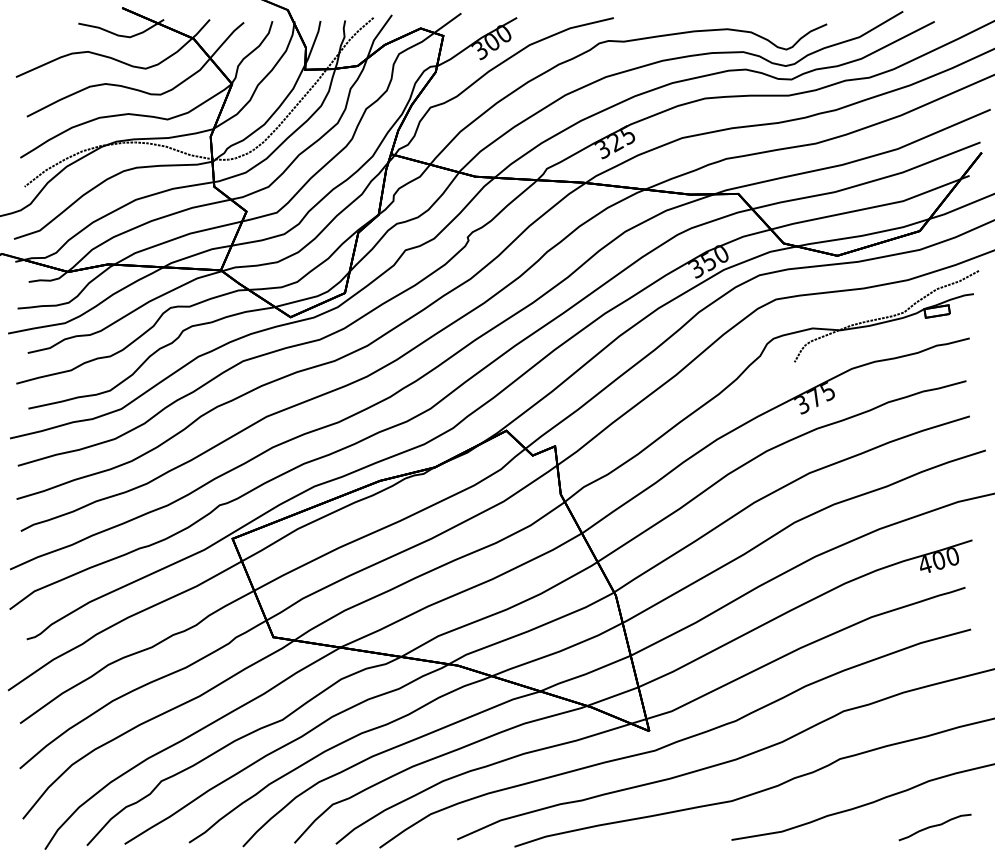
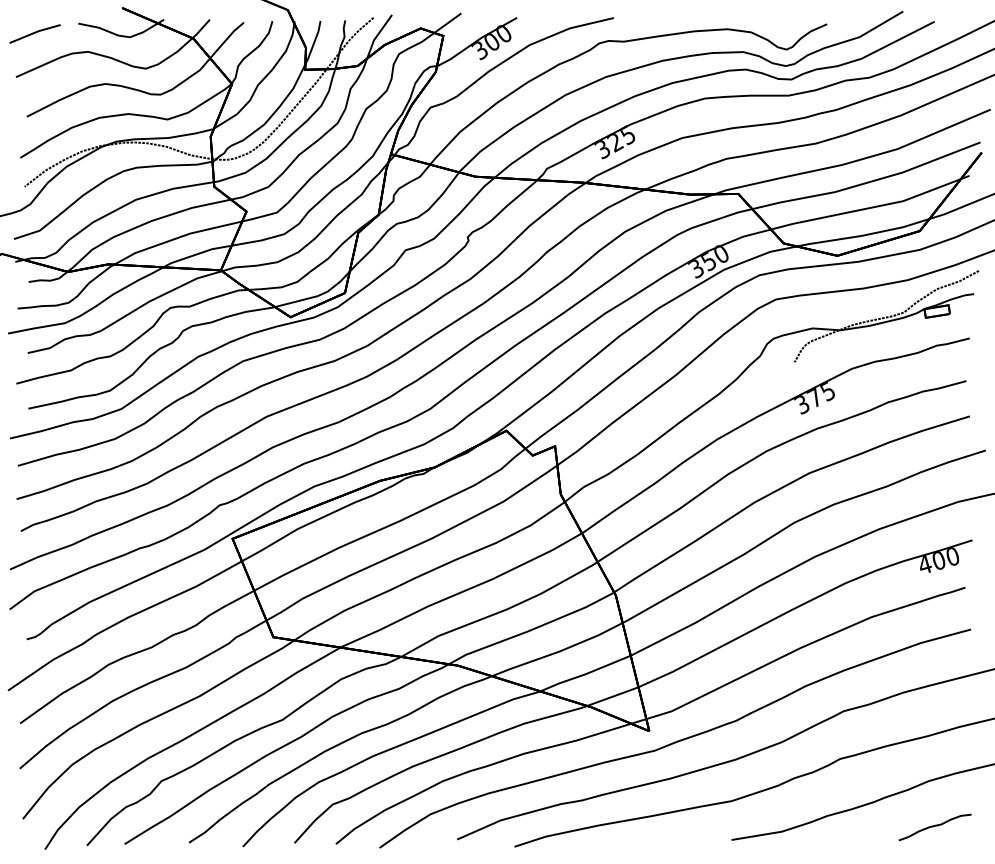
line: none -> present (34, 33)
